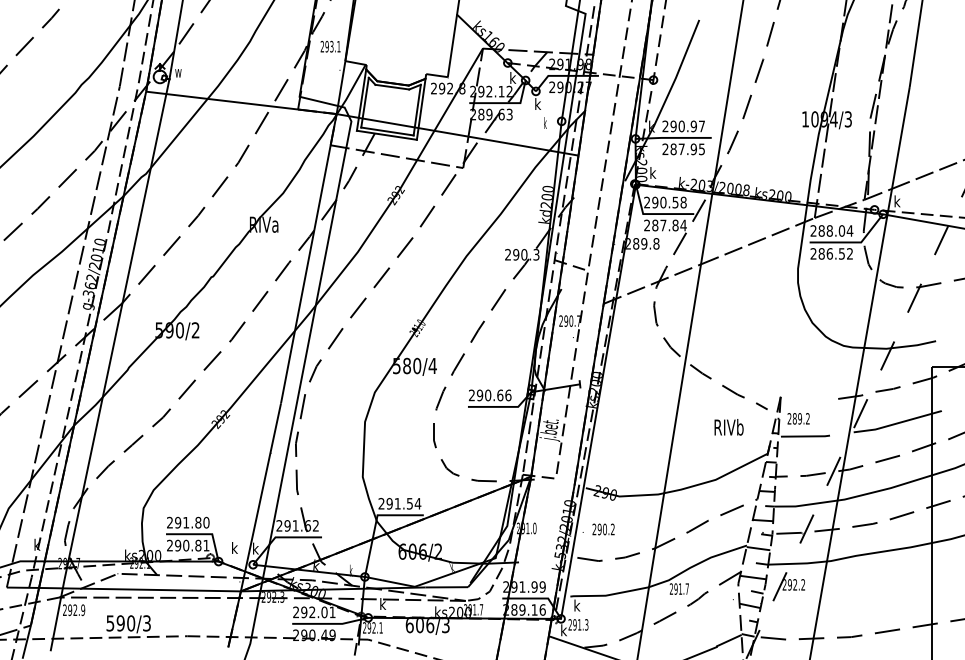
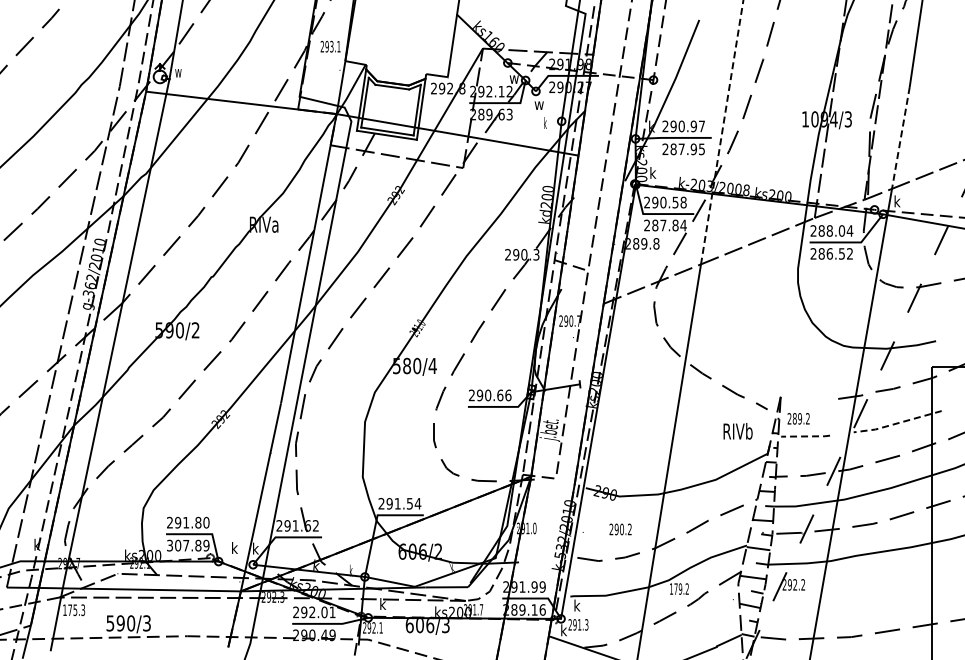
text: k -> w (513, 77)
text: k -> w (538, 103)
line: solid -> dashed (722, 133)
line: solid -> dashed (900, 137)
line: solid -> dashed (898, 423)
text position: (728, 427) -> (737, 431) (737, 431)
line: solid -> dashed (805, 436)
text position: (603, 529) -> (620, 529) (620, 529)
text: 290.81 -> 307.89 (188, 545)
text: 291.7 -> 179.2 (678, 588)
text: 292.9 -> 175.3 (74, 610)
